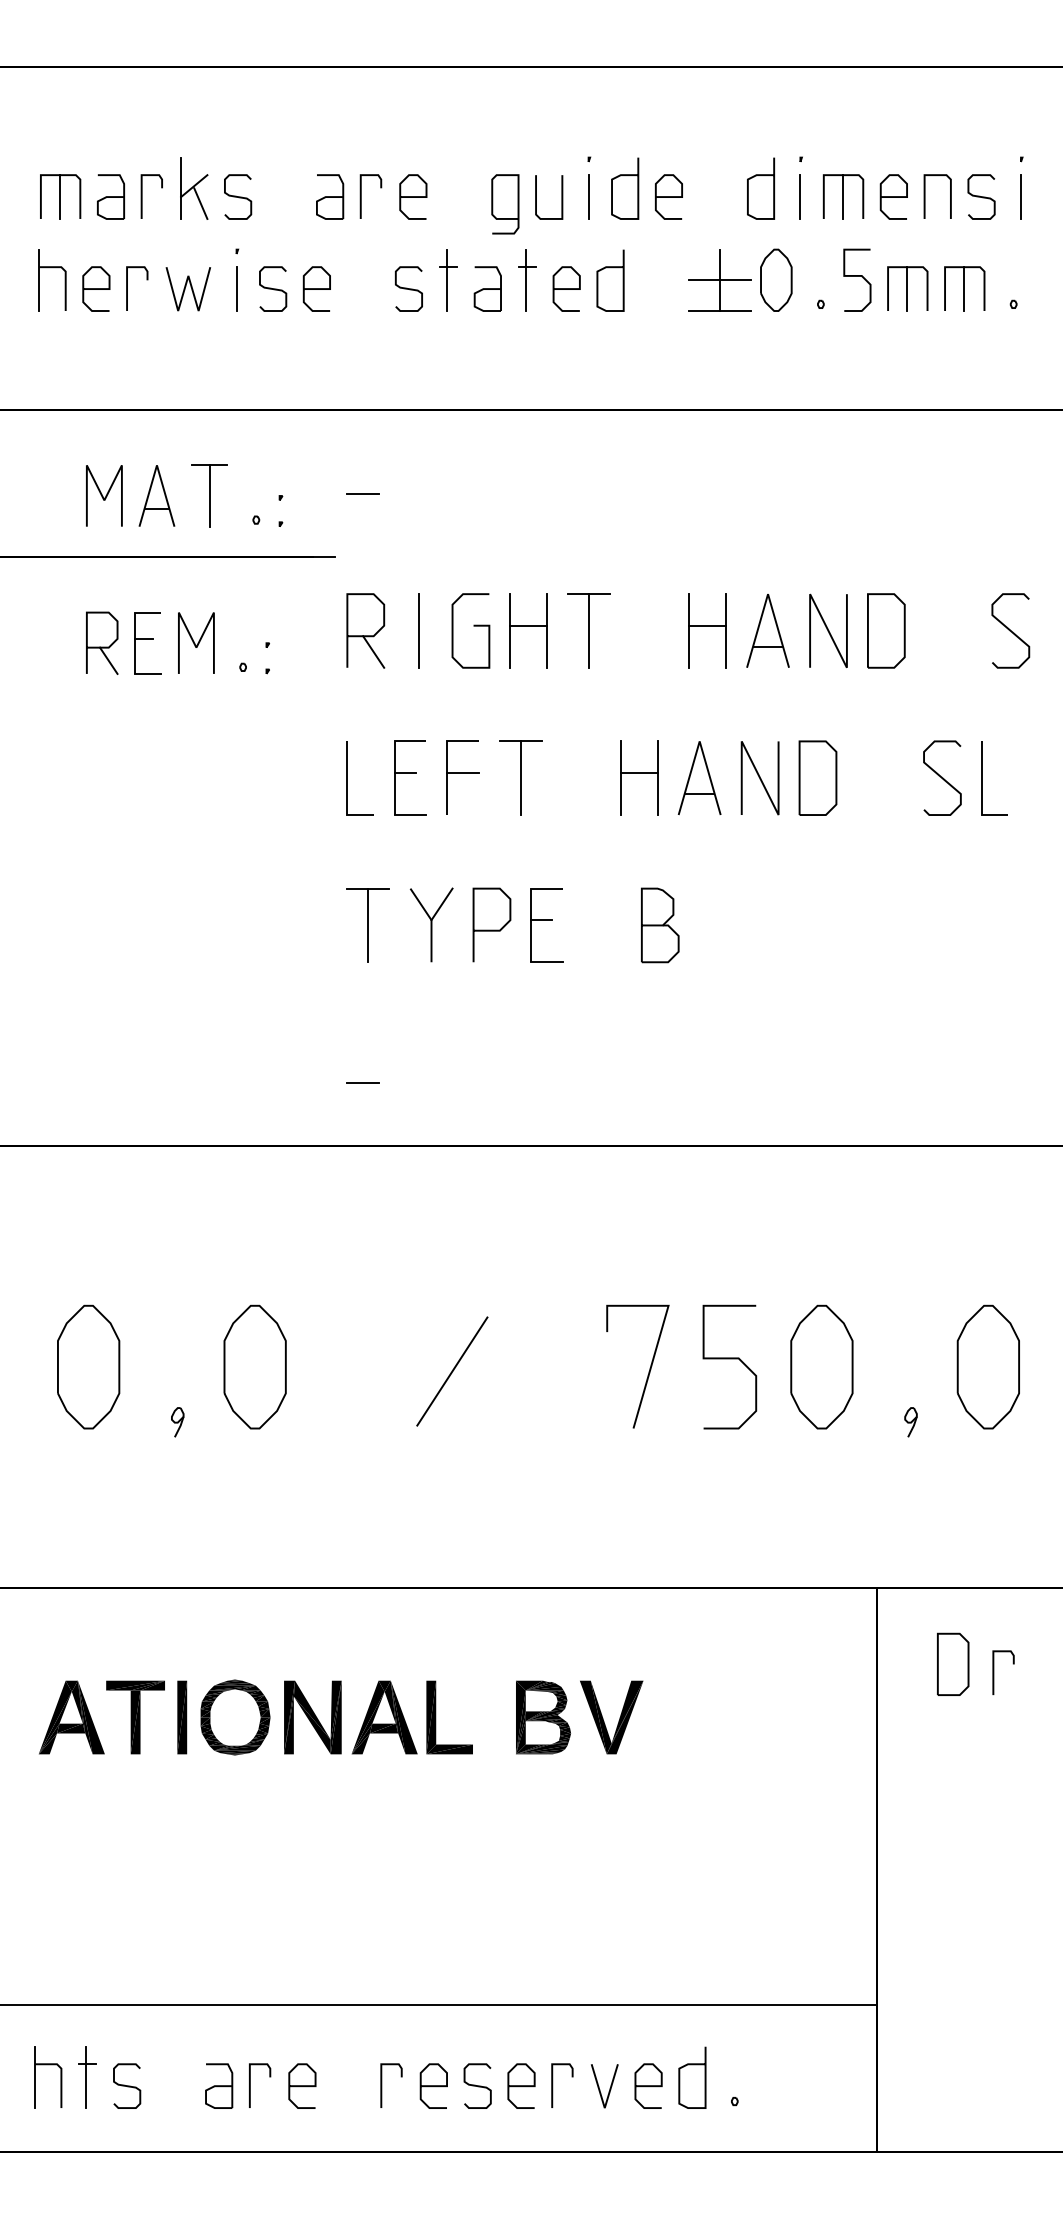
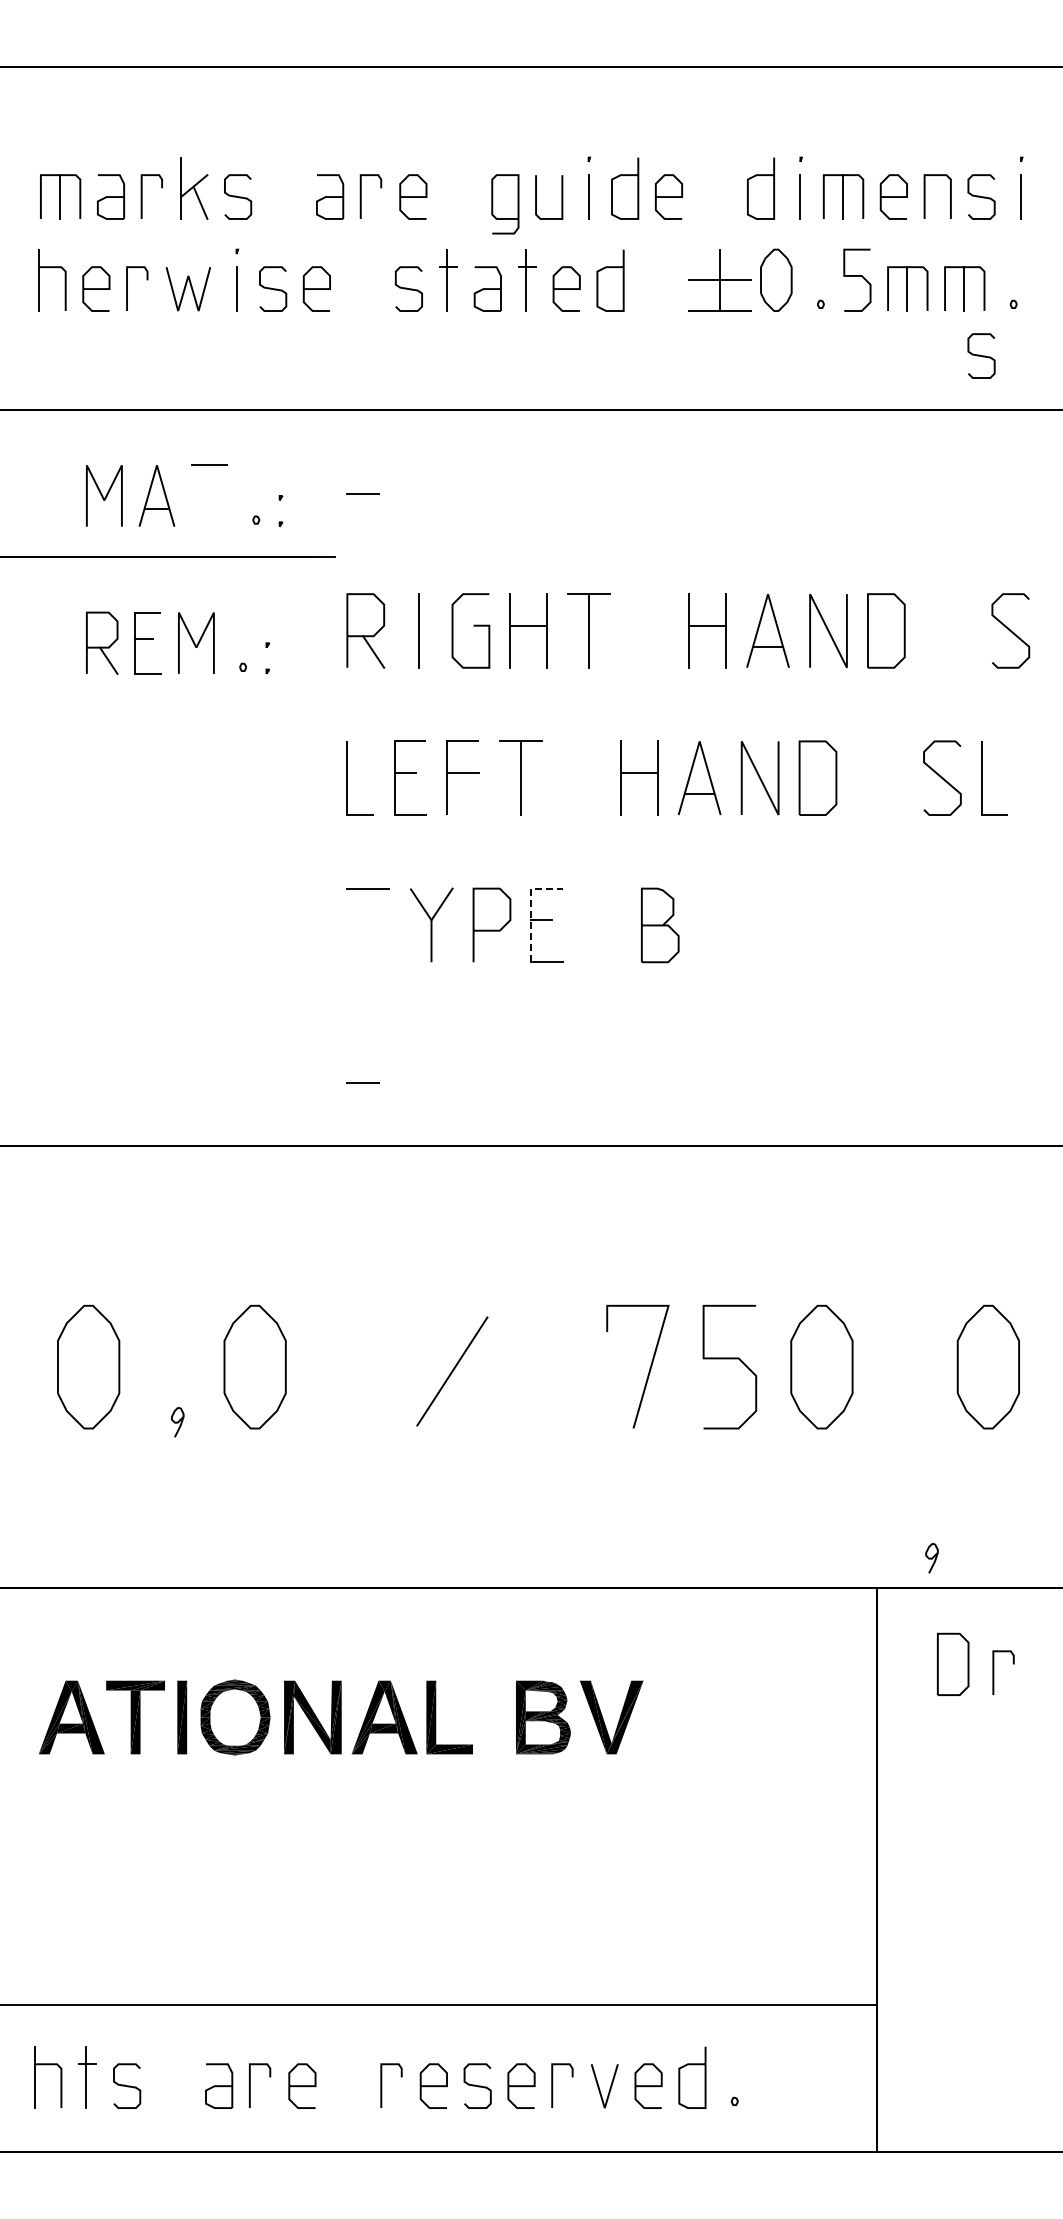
curve: none -> present (981, 355)
line: present -> none (209, 495)
line: solid -> dashed (531, 908)
line: present -> none (368, 925)
part position: (910, 1422) -> (931, 1558) (931, 1558)
